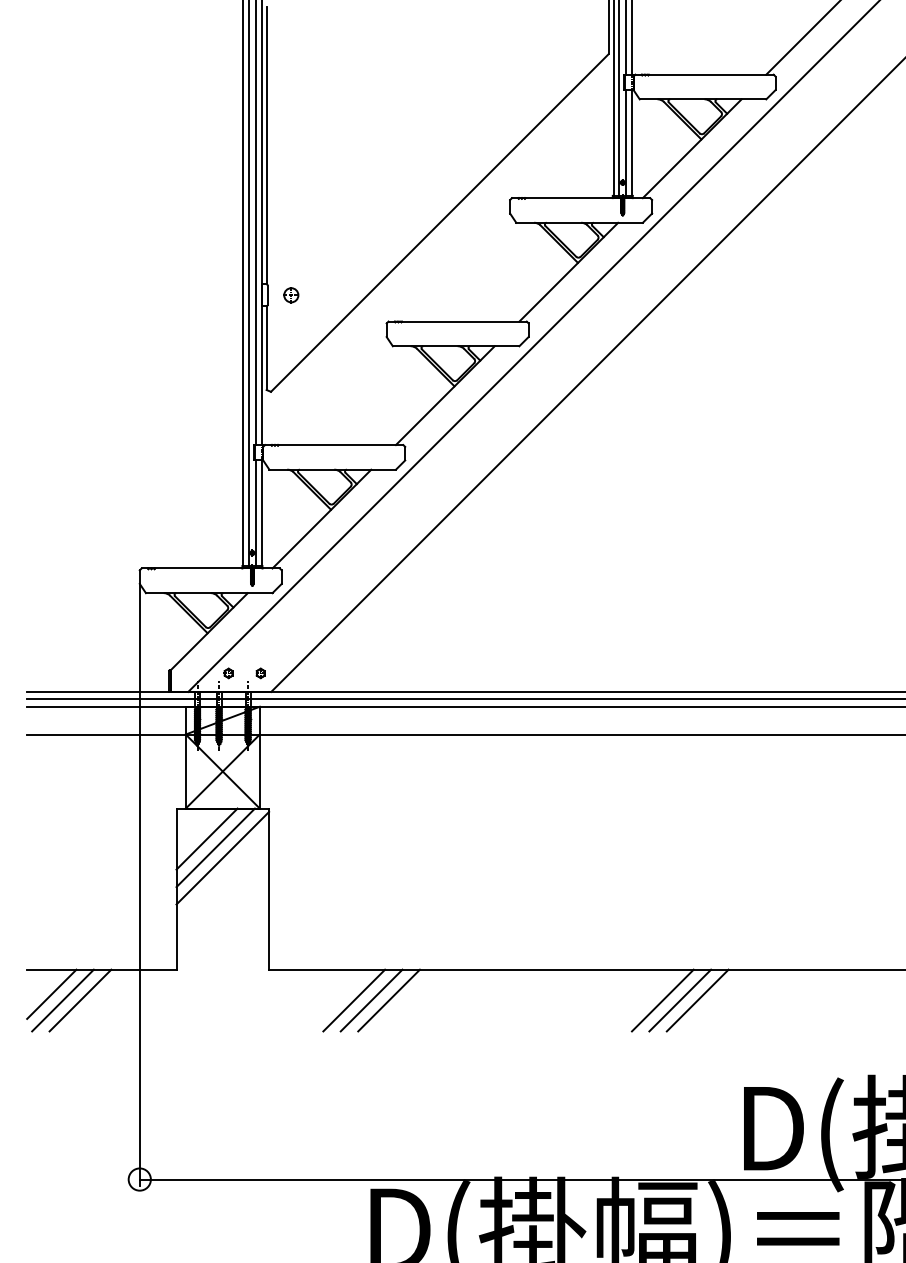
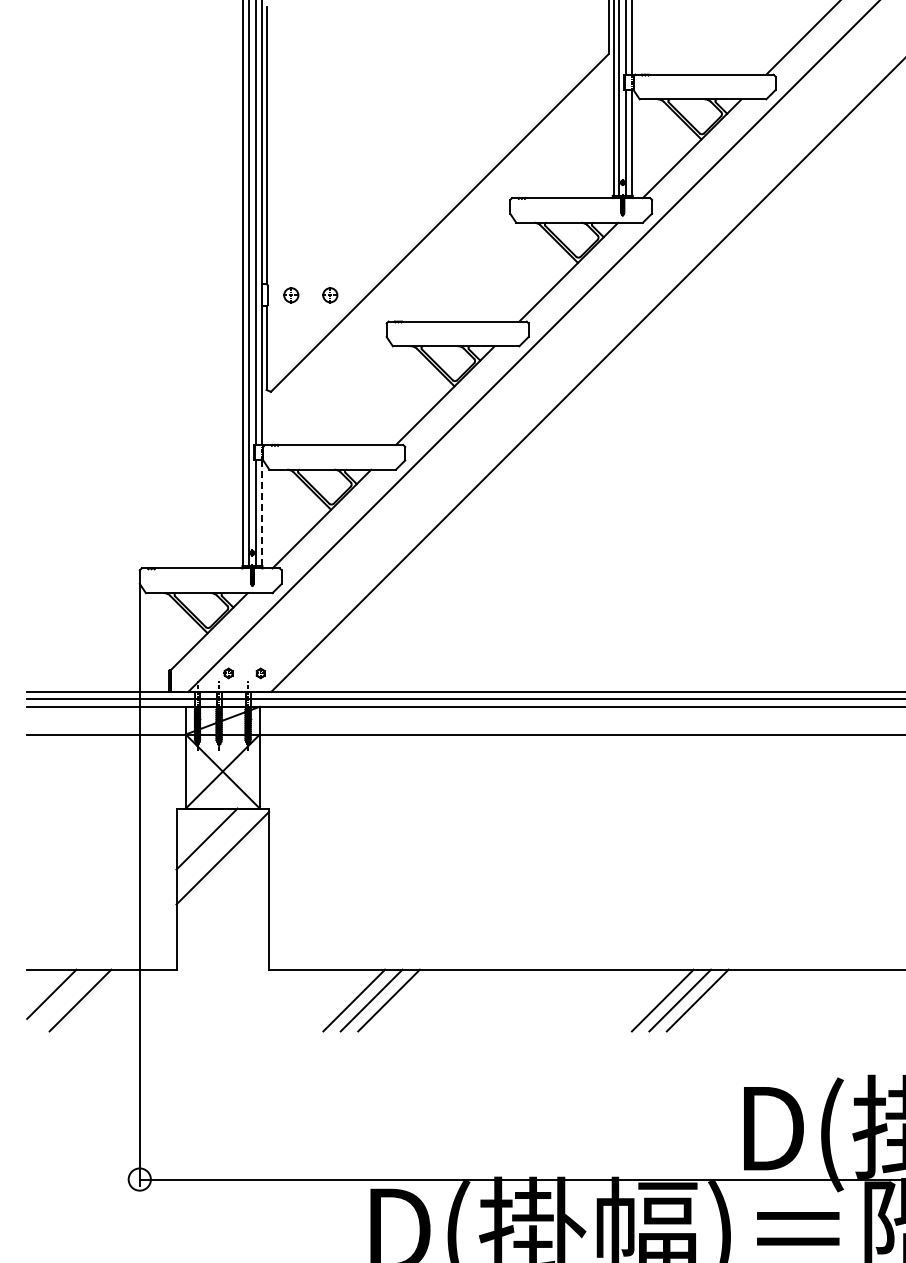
part: none -> present (330, 295)
line: solid -> dashed (261, 513)
line: present -> none (215, 847)
line: present -> none (62, 1000)
